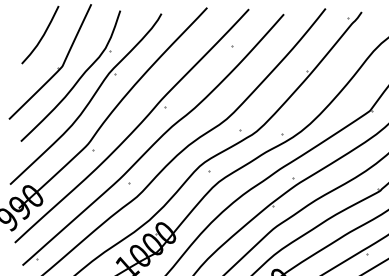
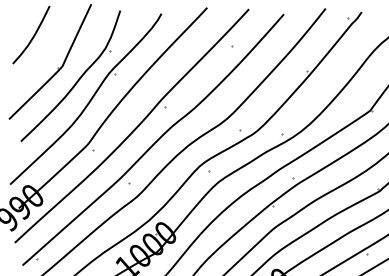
curve position: (42, 35) -> (33, 35) (33, 35)
